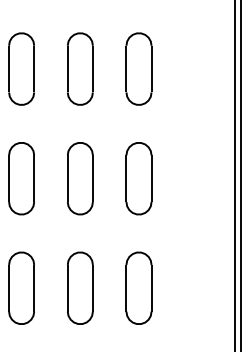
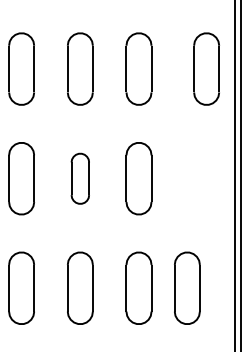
part: none -> present (206, 68)
part size: 27x74 px -> 20x53 px (79, 178)
part: none -> present (187, 287)
